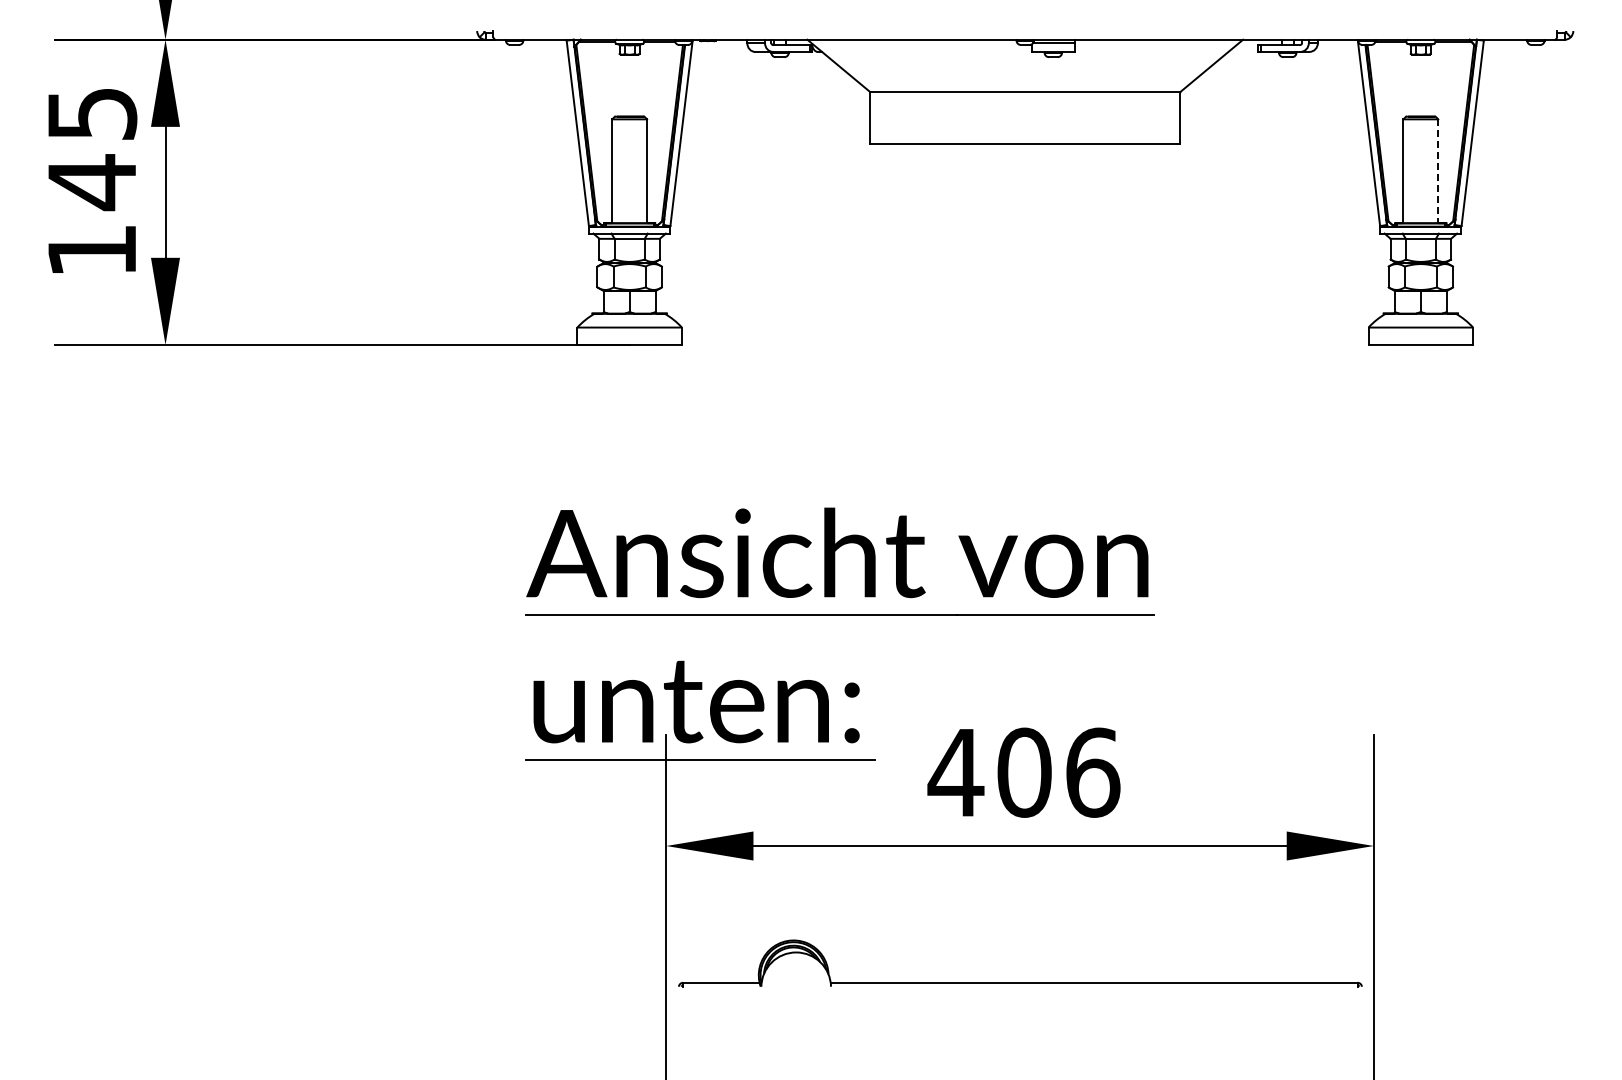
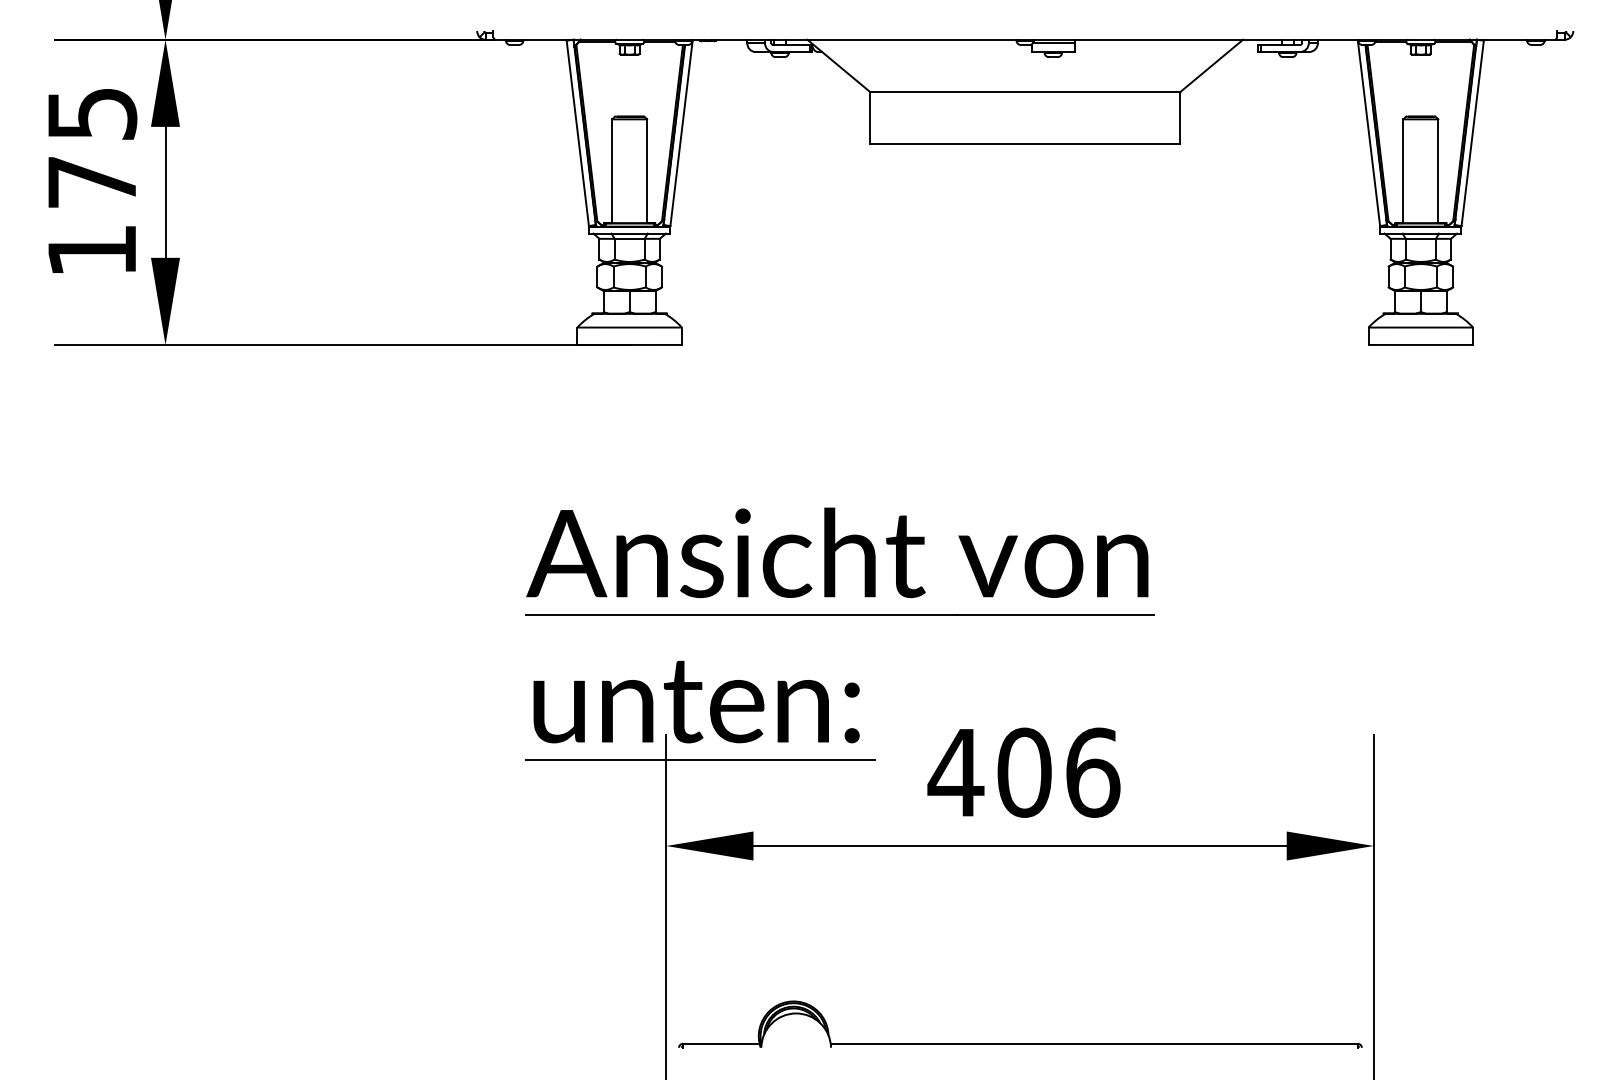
line: dashed -> solid (1438, 171)
text: 145 -> 175 (91, 182)
part position: (1020, 982) -> (1020, 1043) (1020, 1043)
